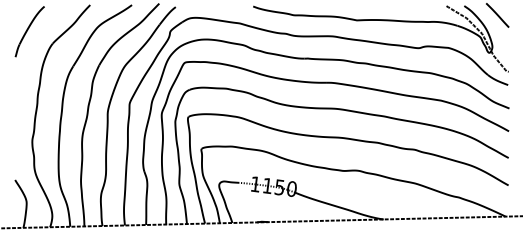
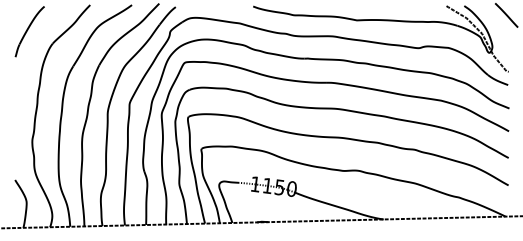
line position: (497, 15) -> (506, 15) (506, 15)
